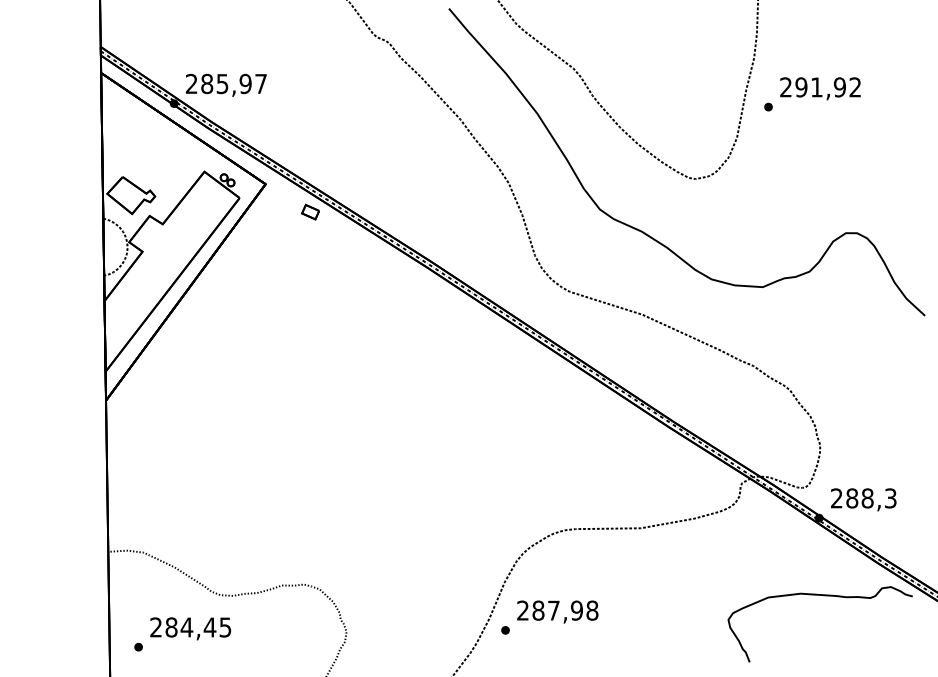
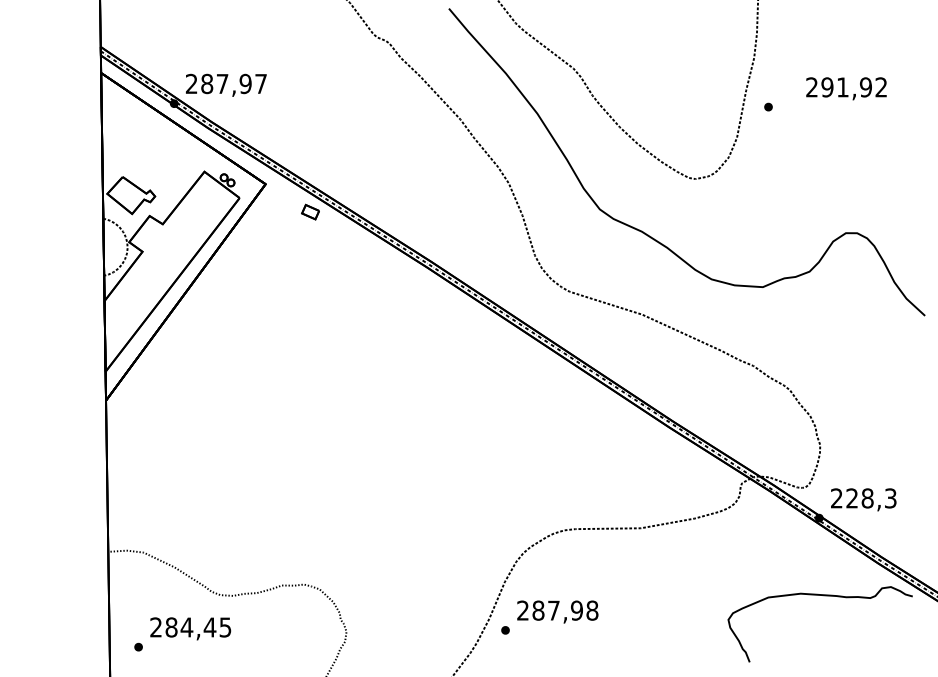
text: 285,97 -> 287,97 (222, 84)
text position: (820, 88) -> (846, 88) (846, 88)
text: 288,3 -> 228,3 (852, 498)
